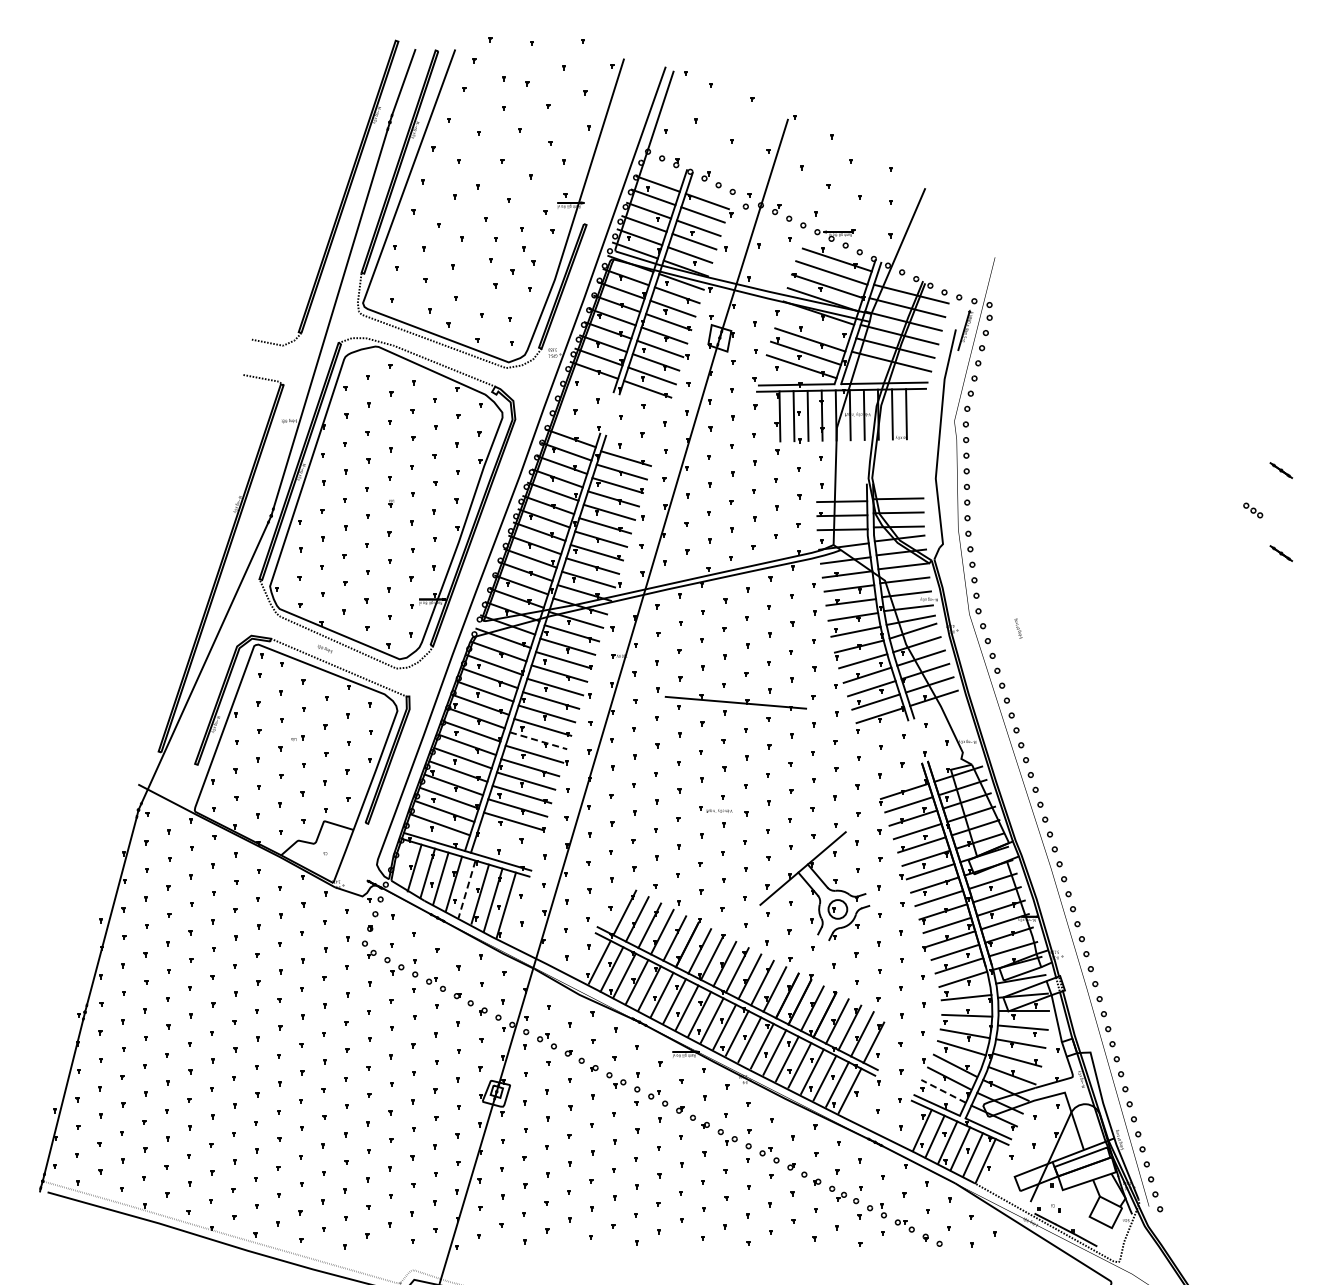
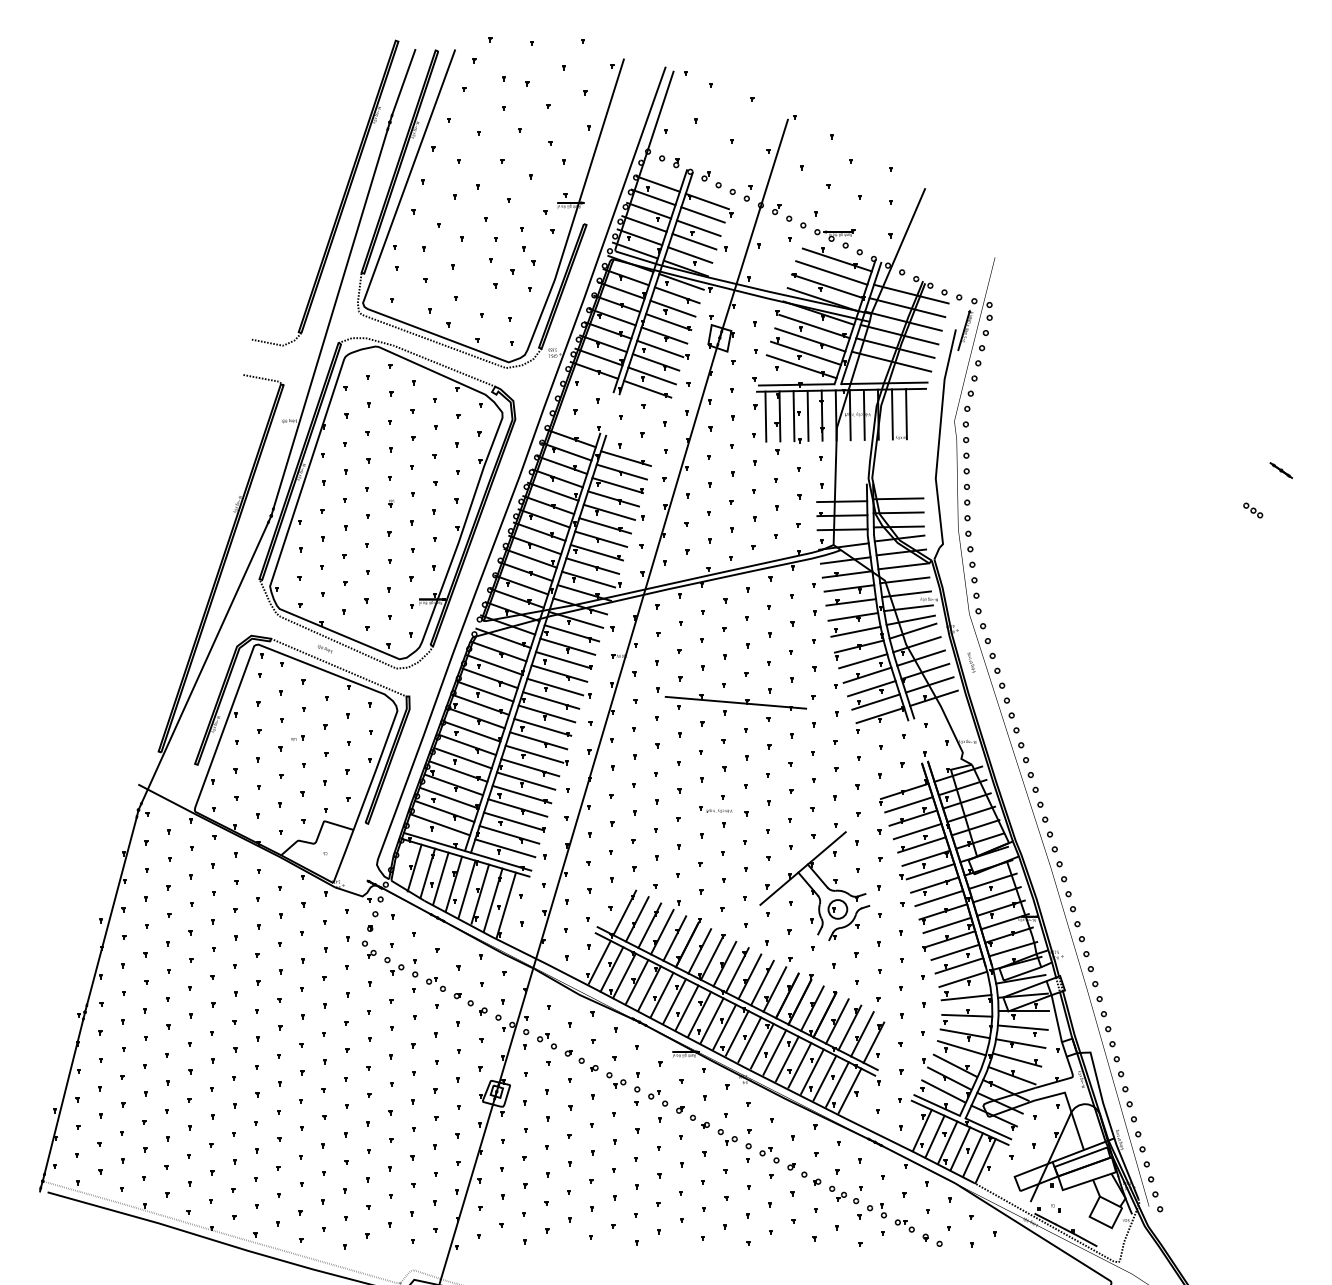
part position: (746, 201) -> (747, 193) (747, 193)
line: none -> present (814, 326)
line: none -> present (765, 416)
line: present -> none (1281, 553)
text position: (1018, 628) -> (971, 662) (971, 662)
line: dashed -> solid (538, 740)
line: none -> present (509, 834)
line: none -> present (505, 848)
line: dashed -> solid (467, 889)
line: dashed -> solid (943, 1091)
